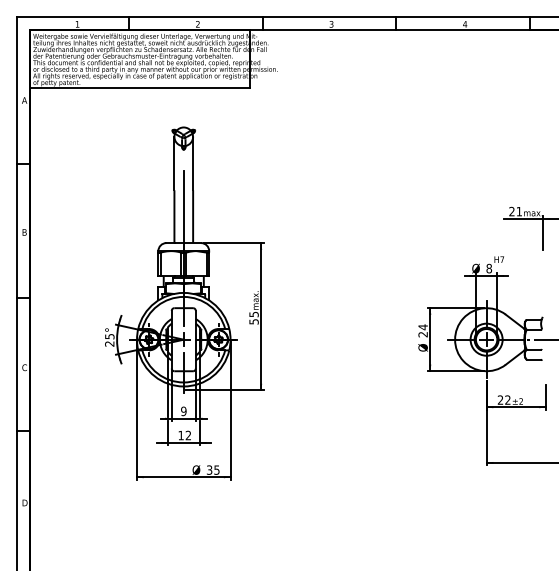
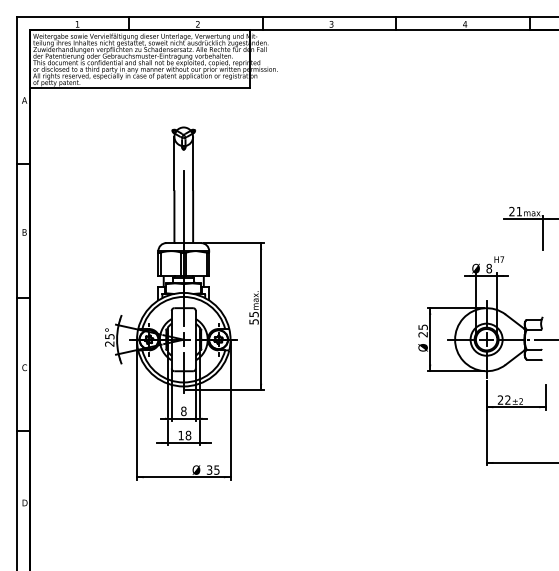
text: 24 -> 25 (422, 327)
text: 9 -> 8 (183, 411)
text: 12 -> 18 (188, 435)
